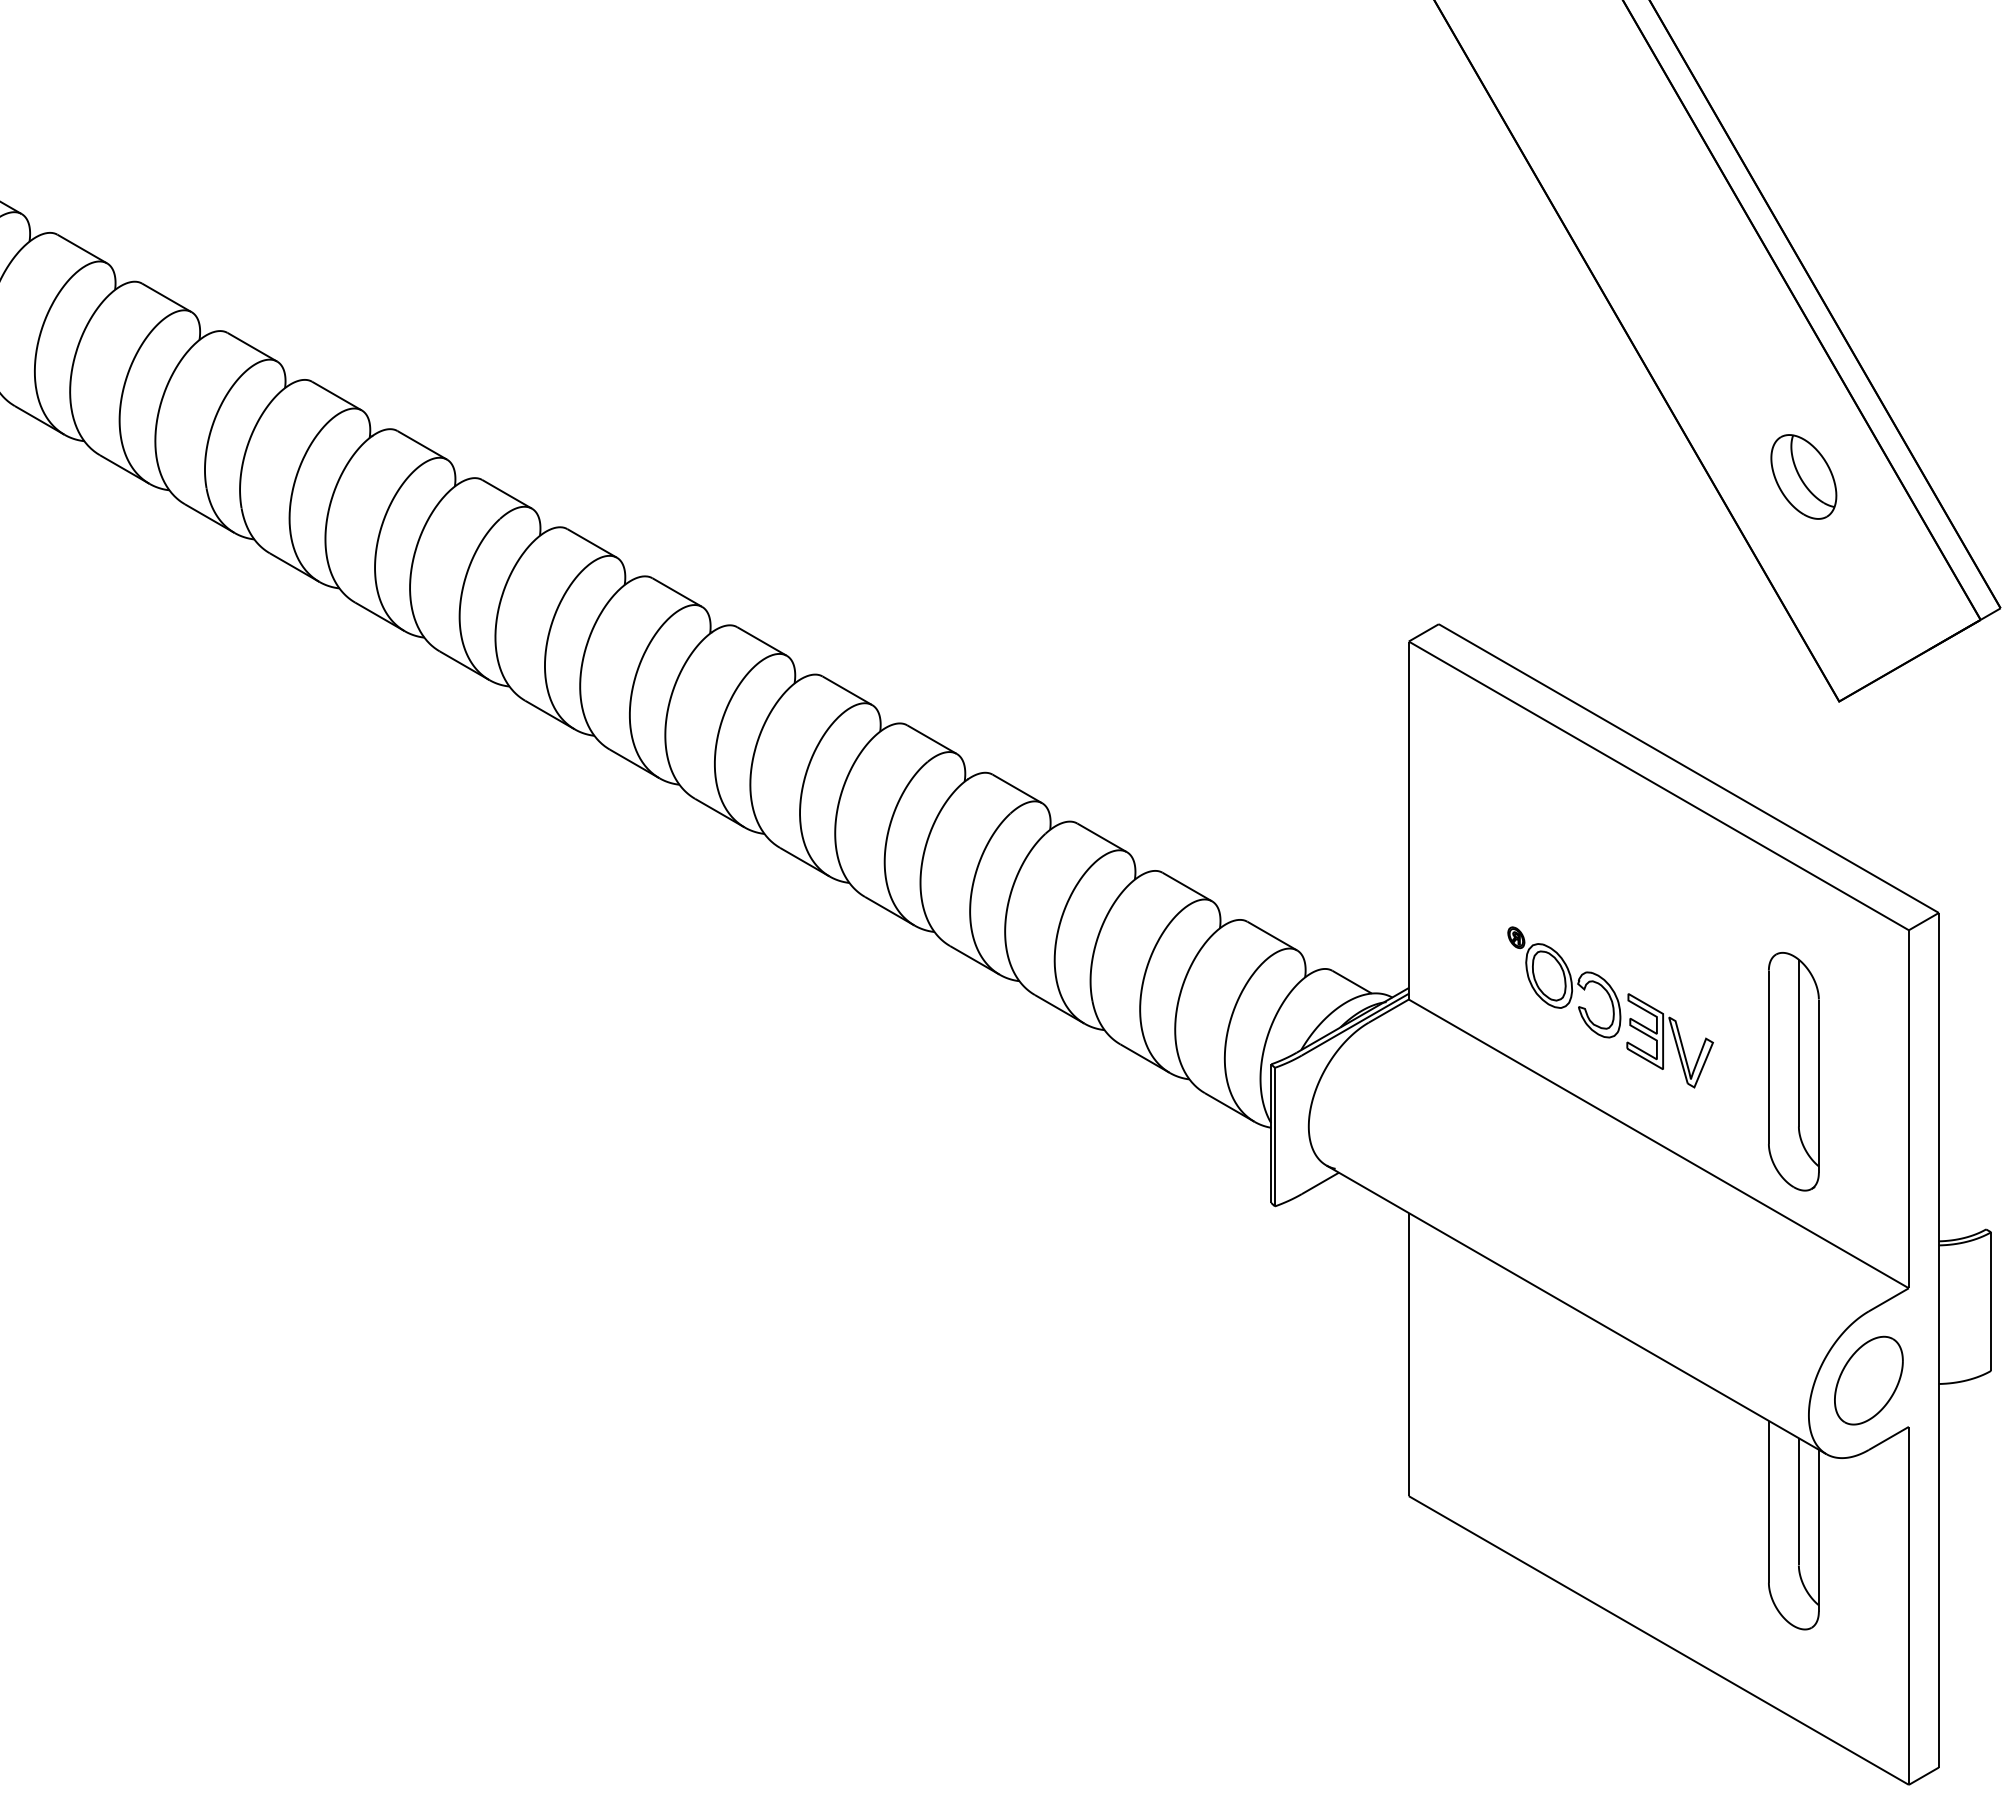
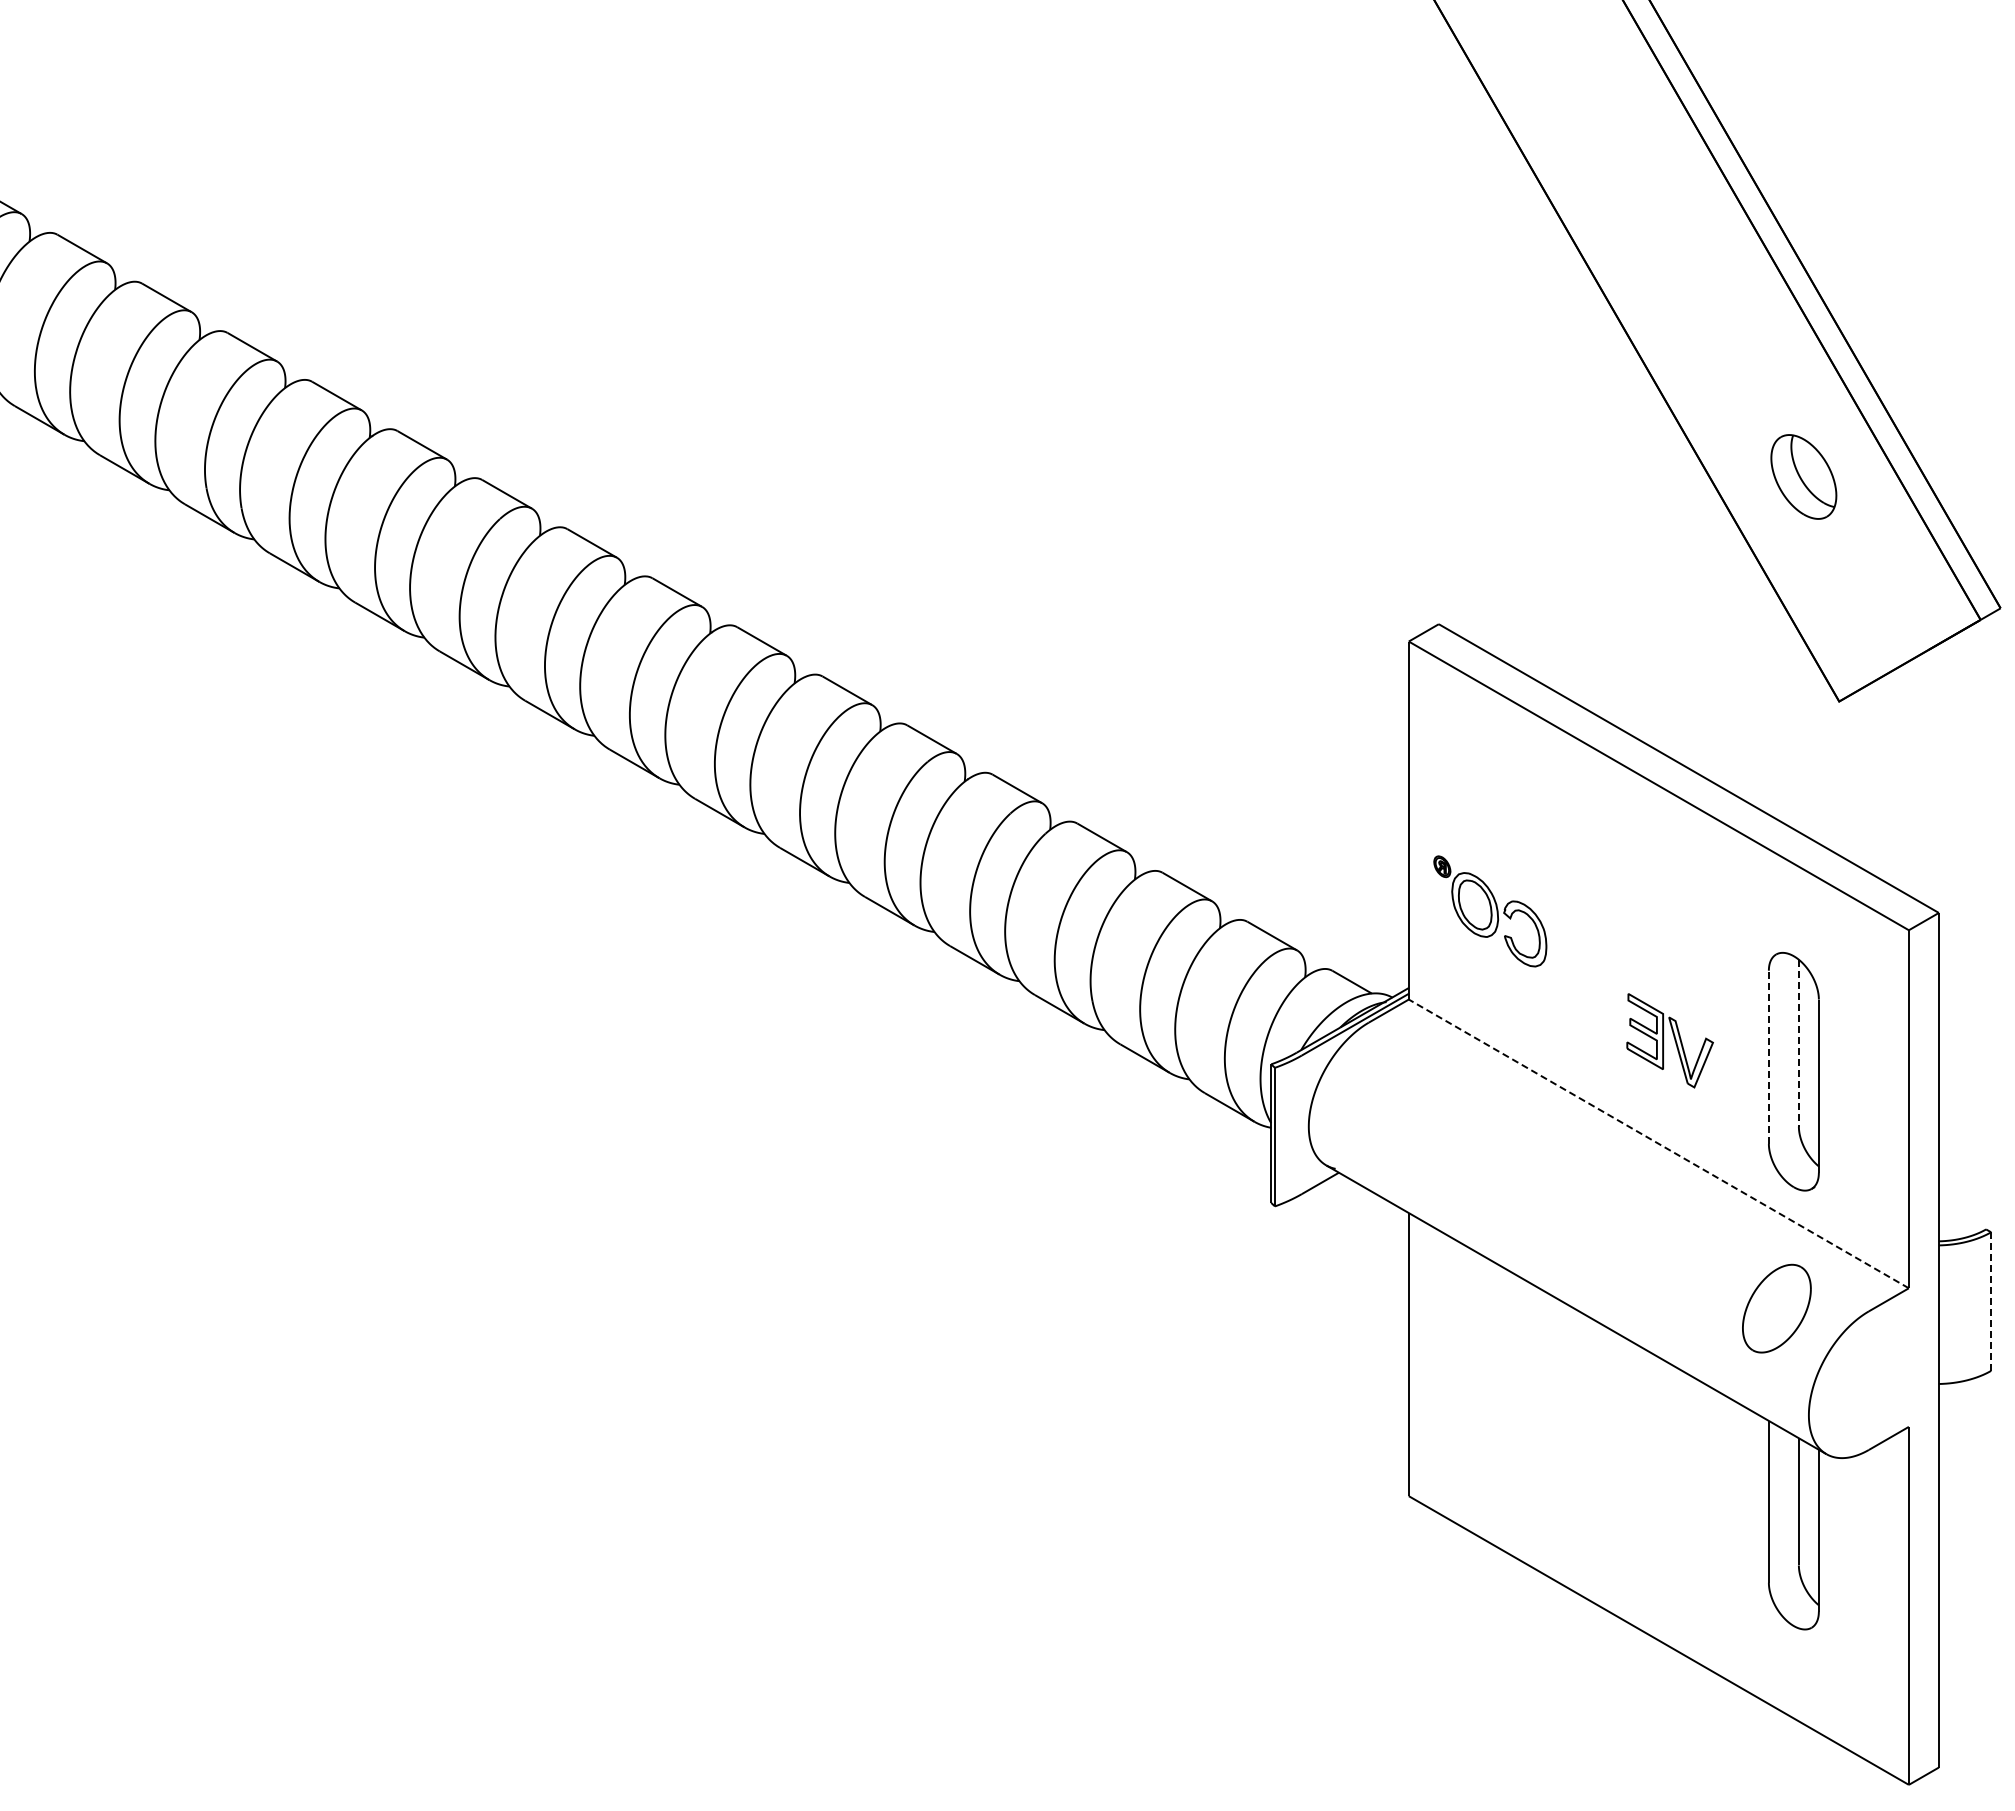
part position: (1564, 982) -> (1490, 911) (1490, 911)
line: solid -> dashed (1798, 1043)
line: solid -> dashed (1768, 1057)
line: solid -> dashed (1658, 1143)
line: solid -> dashed (1991, 1301)
part position: (1868, 1380) -> (1776, 1308) (1776, 1308)
